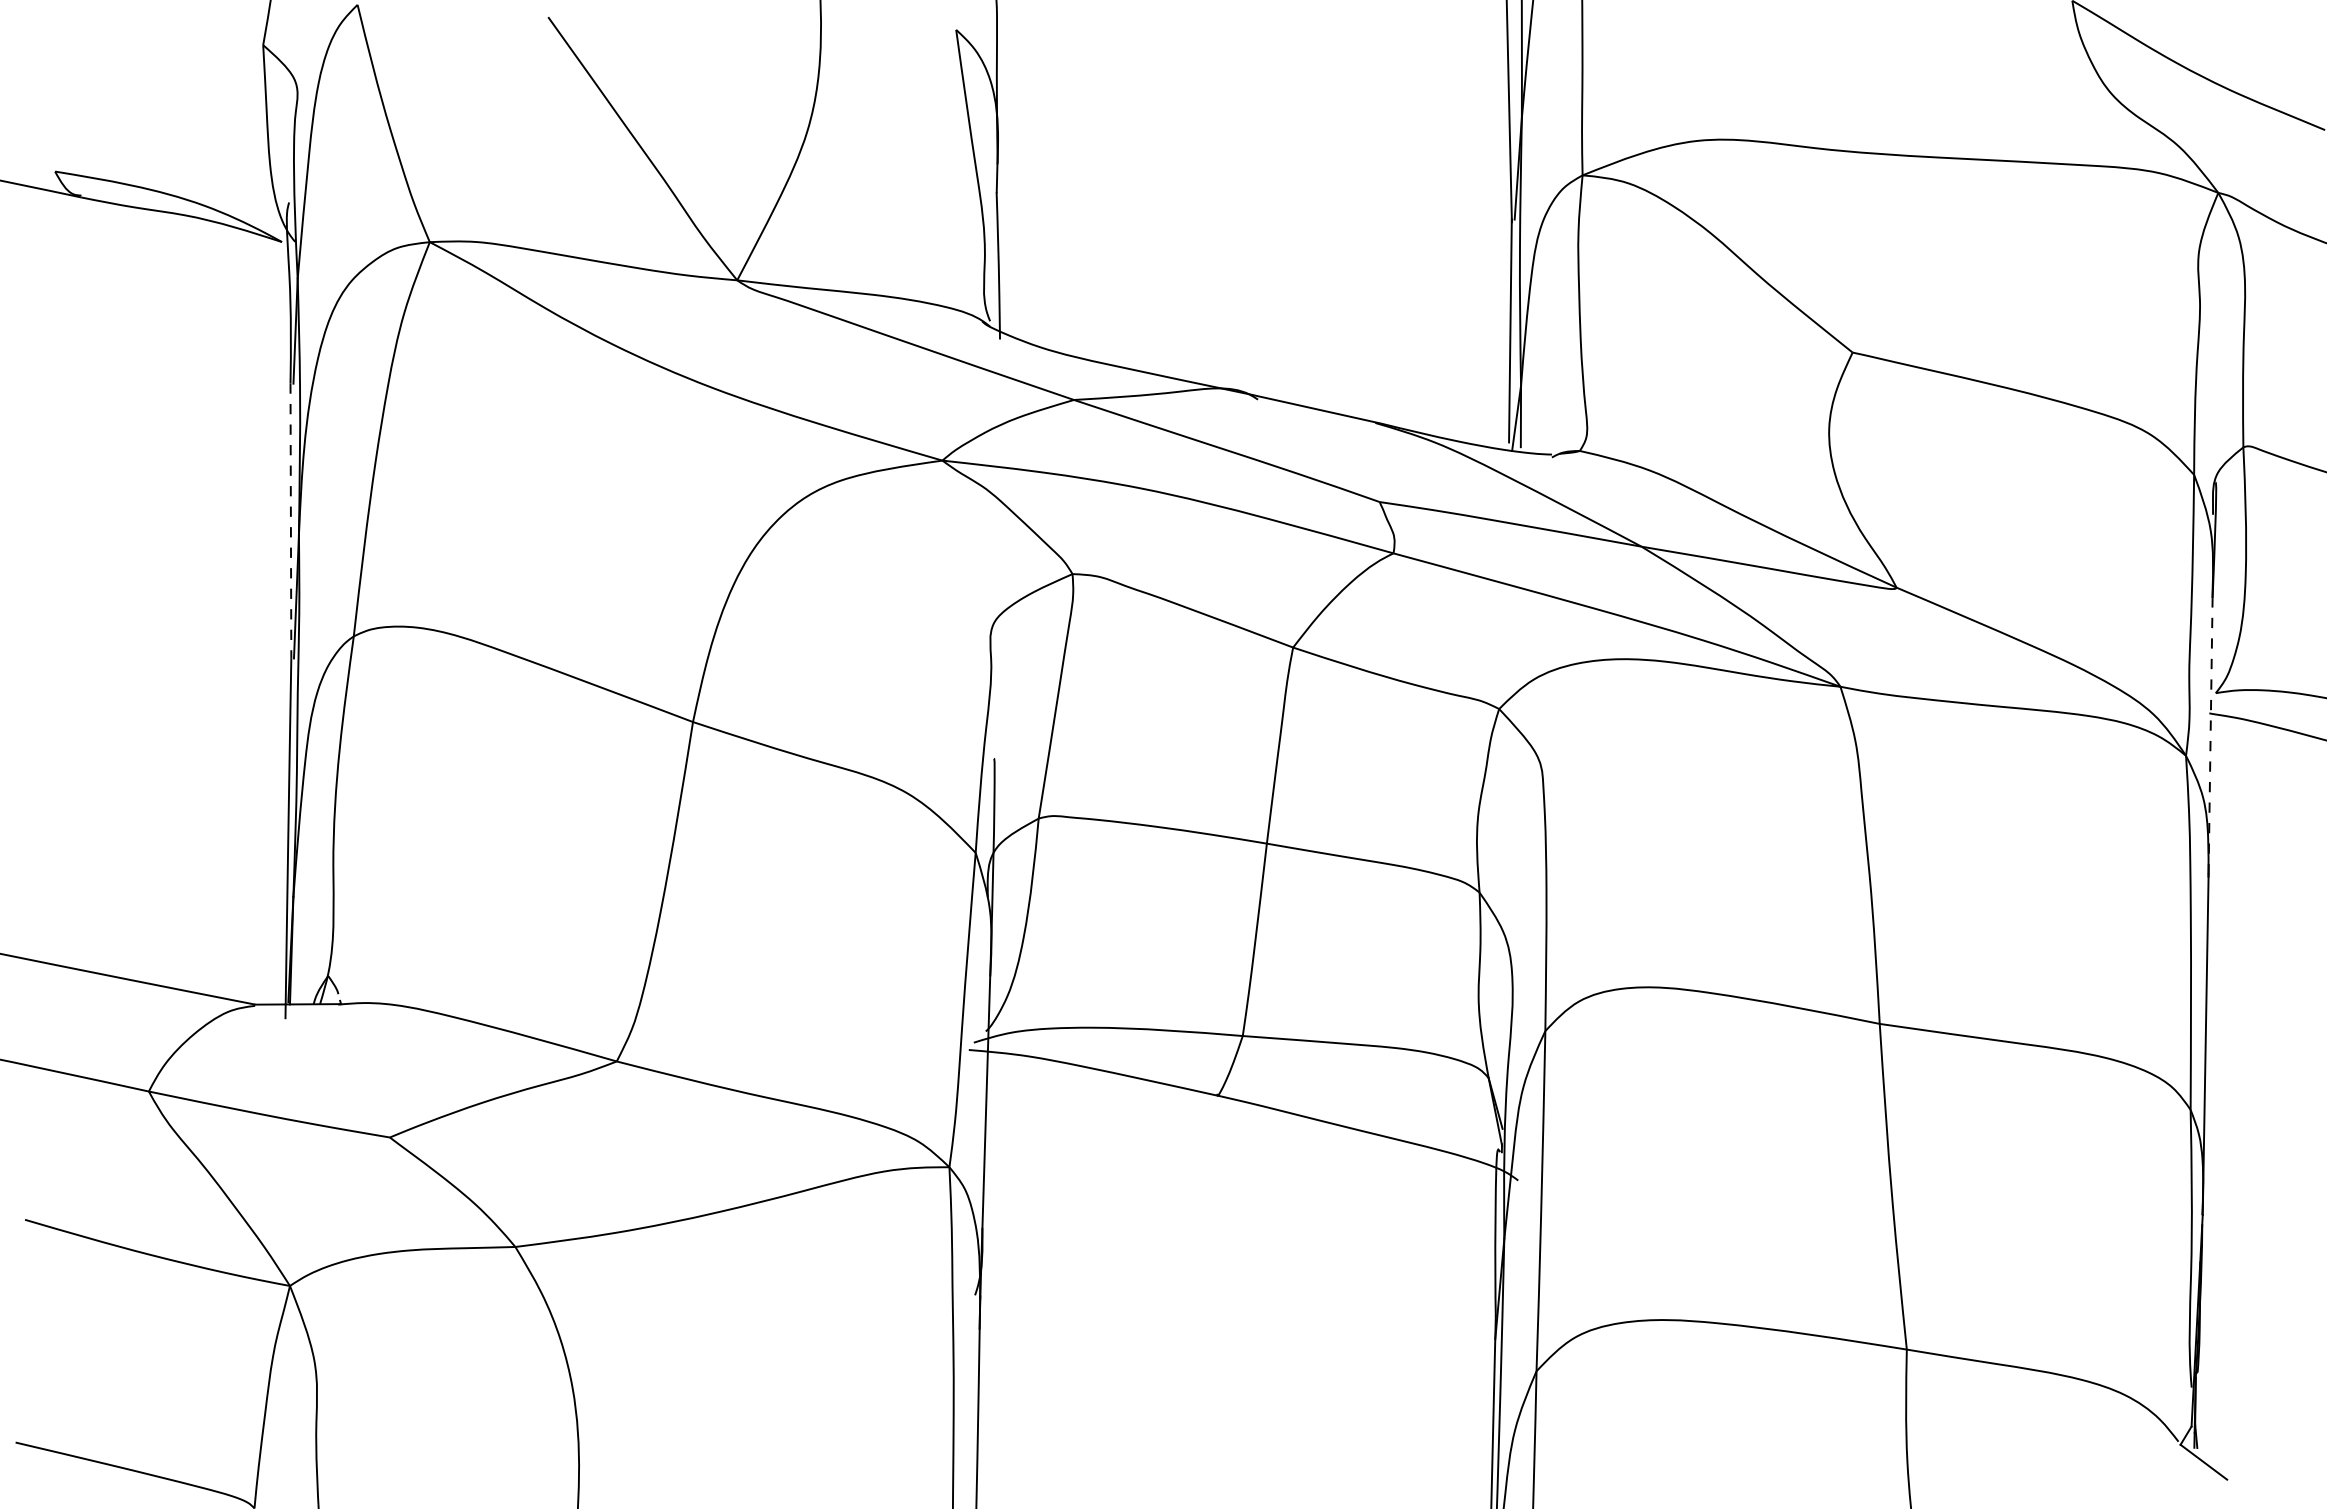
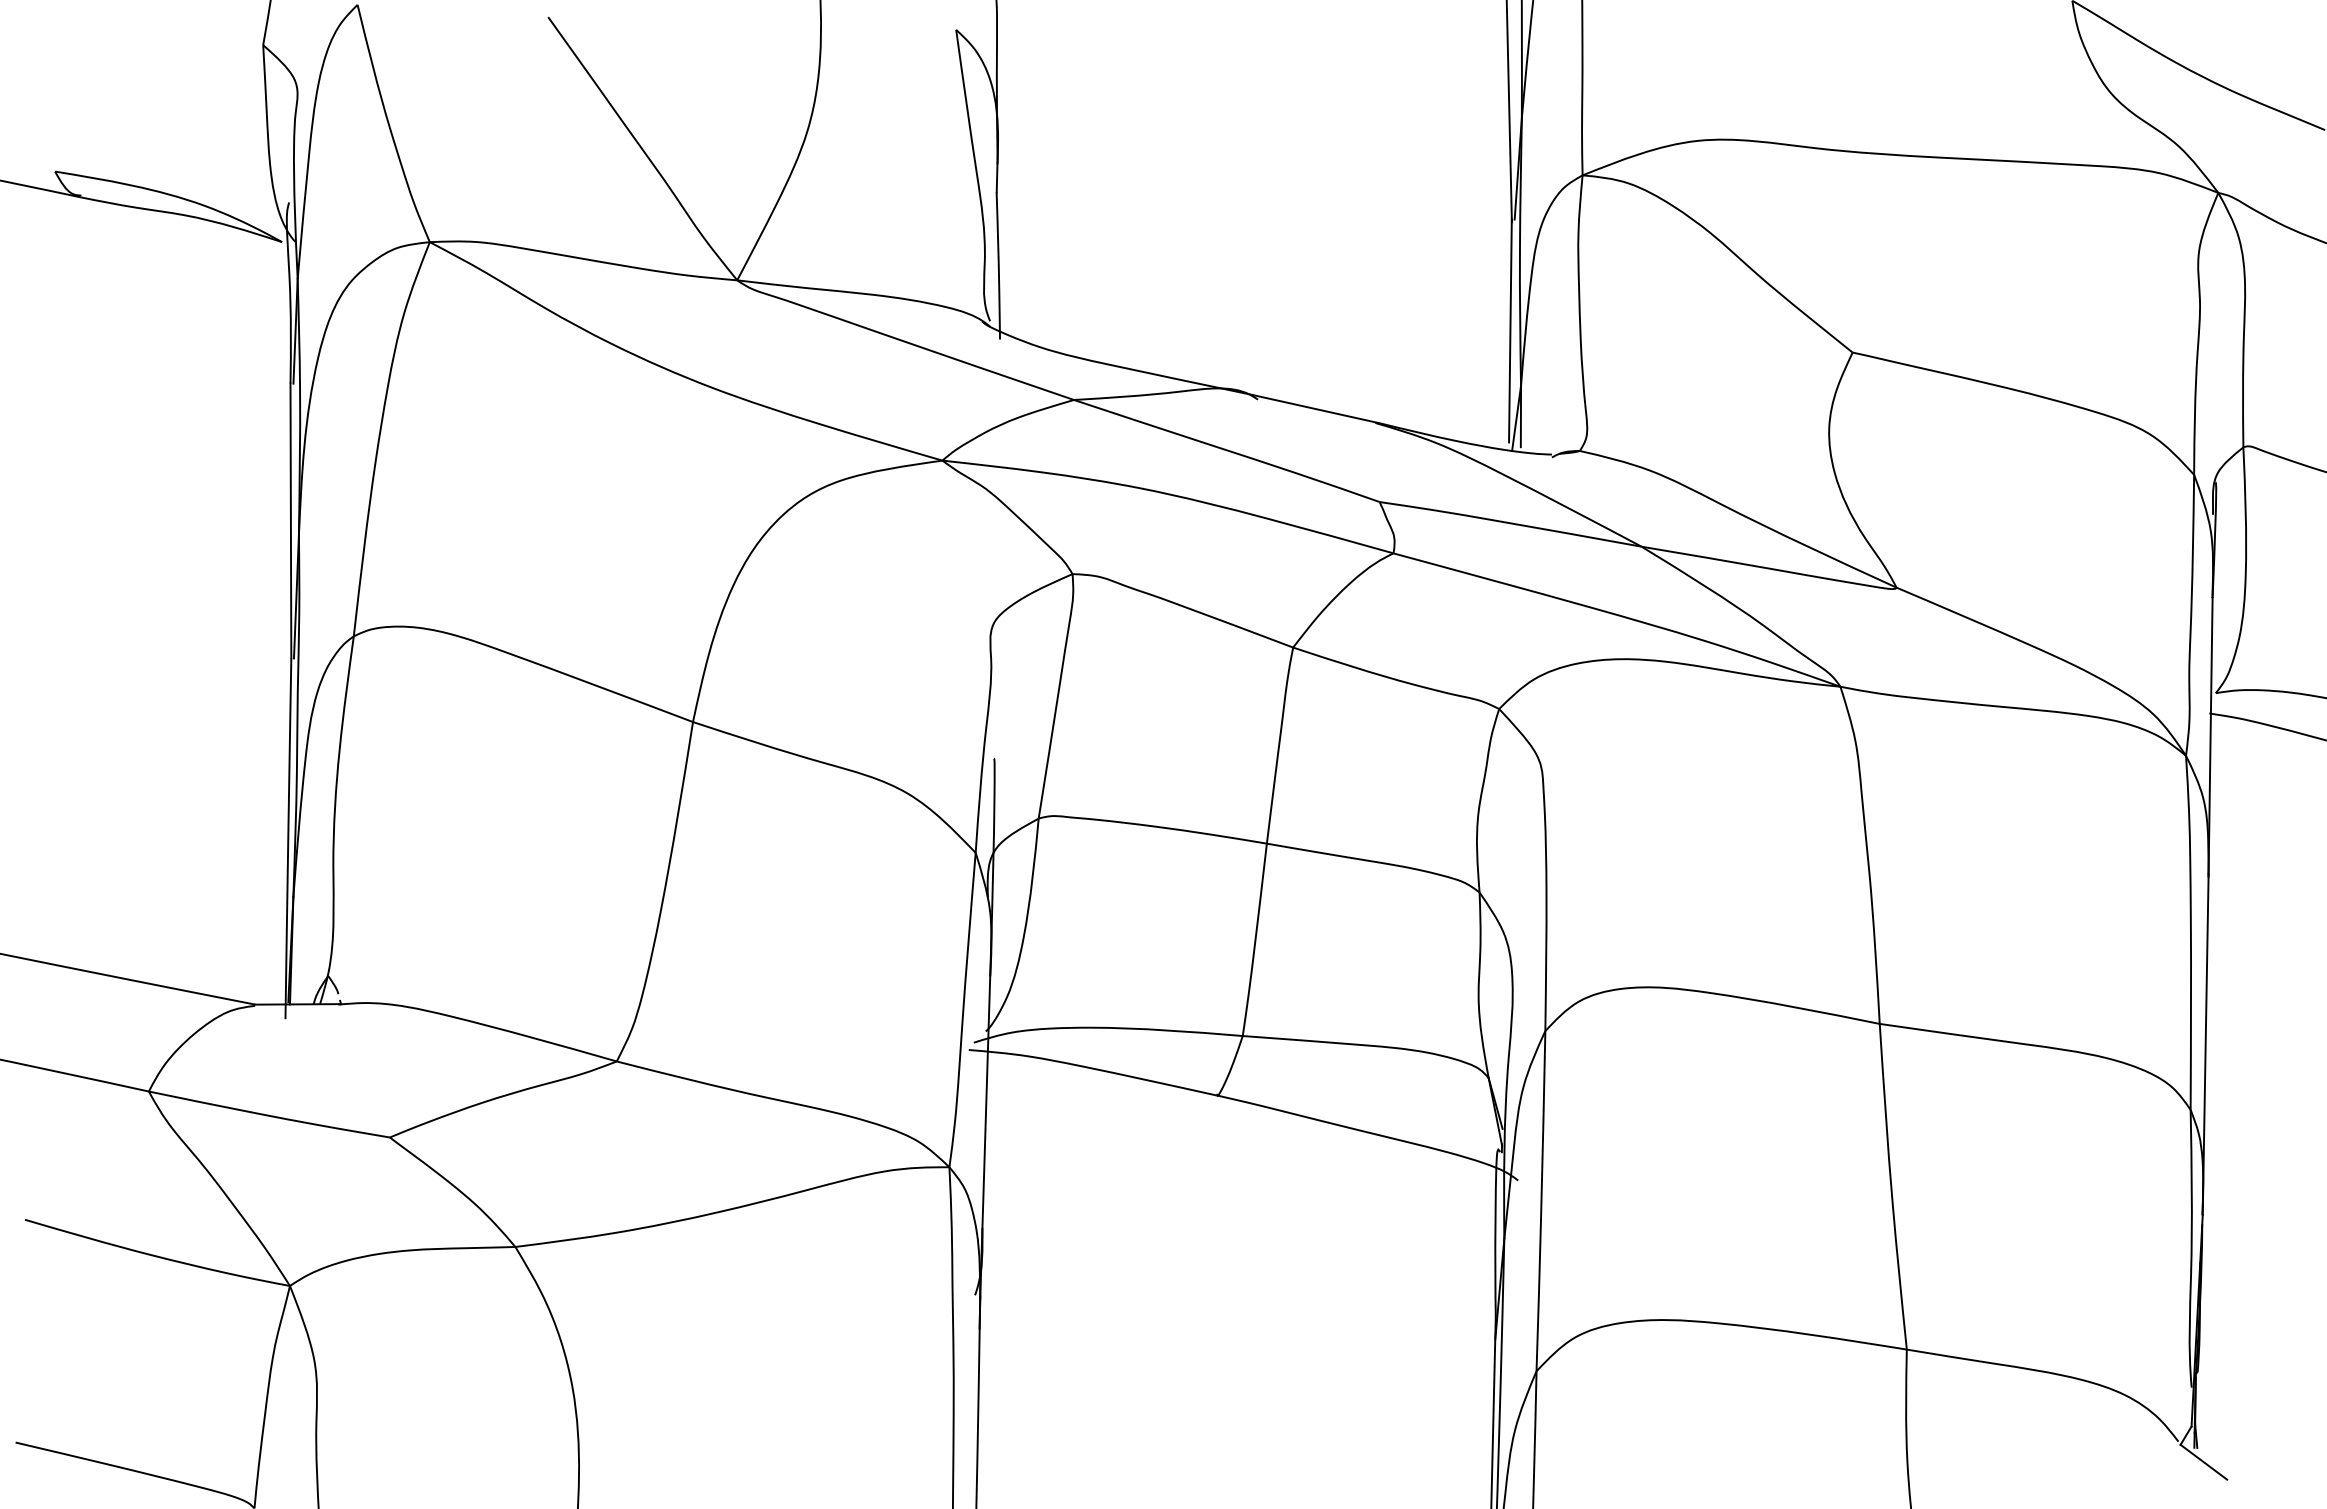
line: dashed -> solid (290, 521)
line: dashed -> solid (2210, 735)
